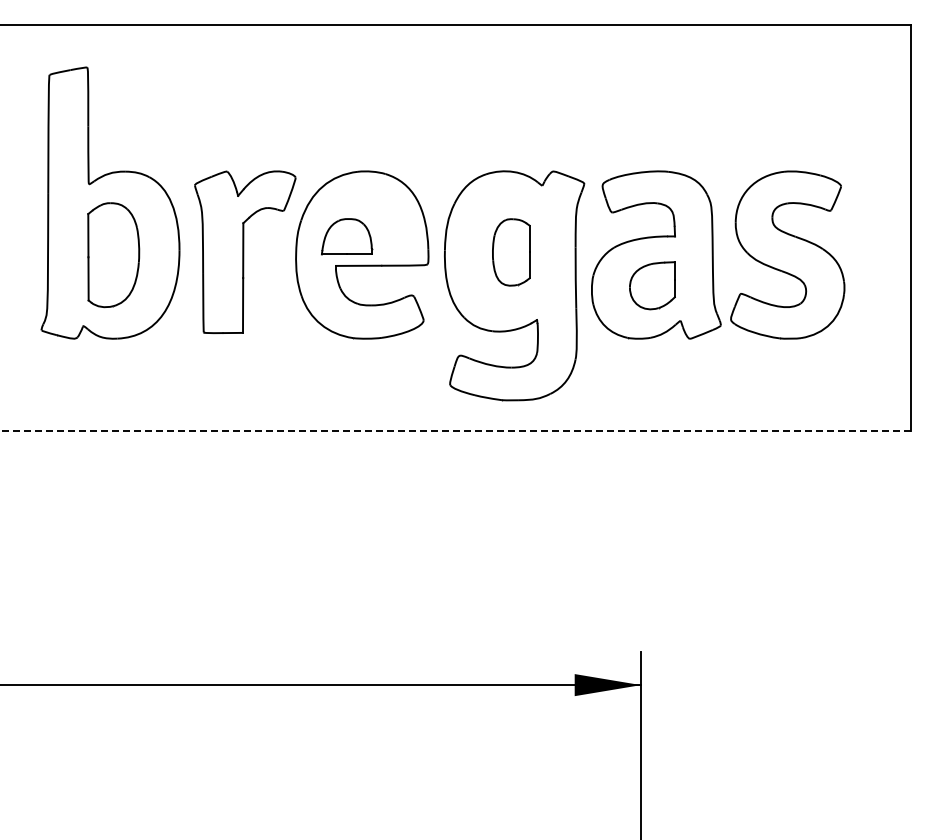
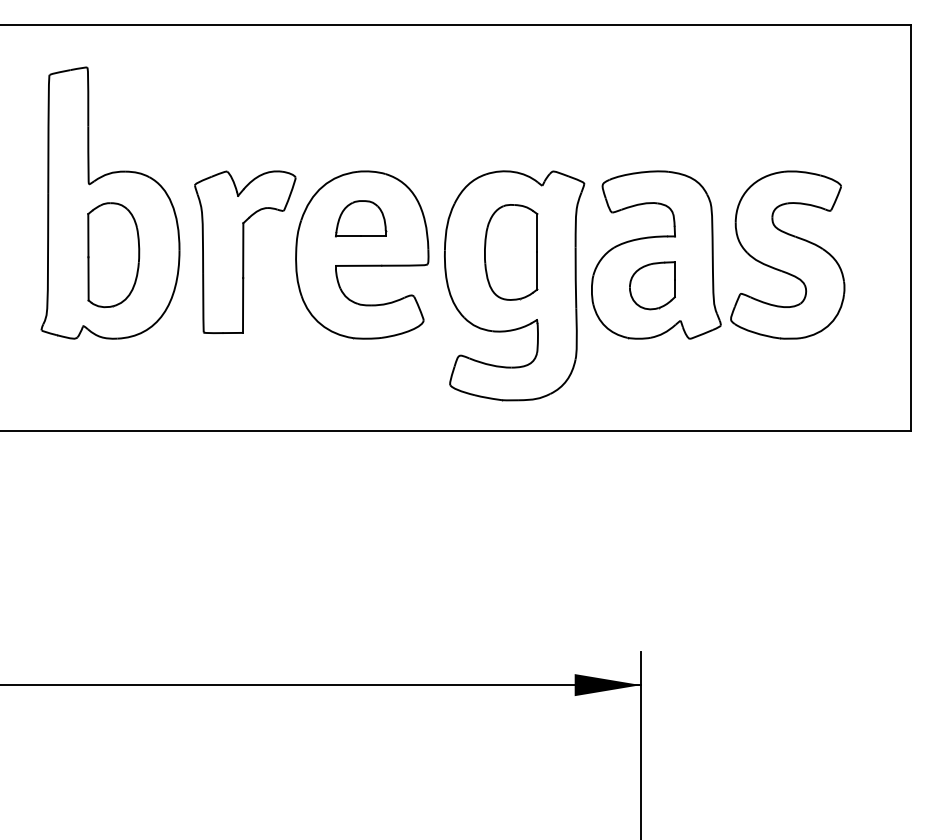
part position: (347, 236) -> (361, 218) (361, 218)
part size: 39x69 px -> 55x97 px (511, 252)
line: dashed -> solid (455, 431)
